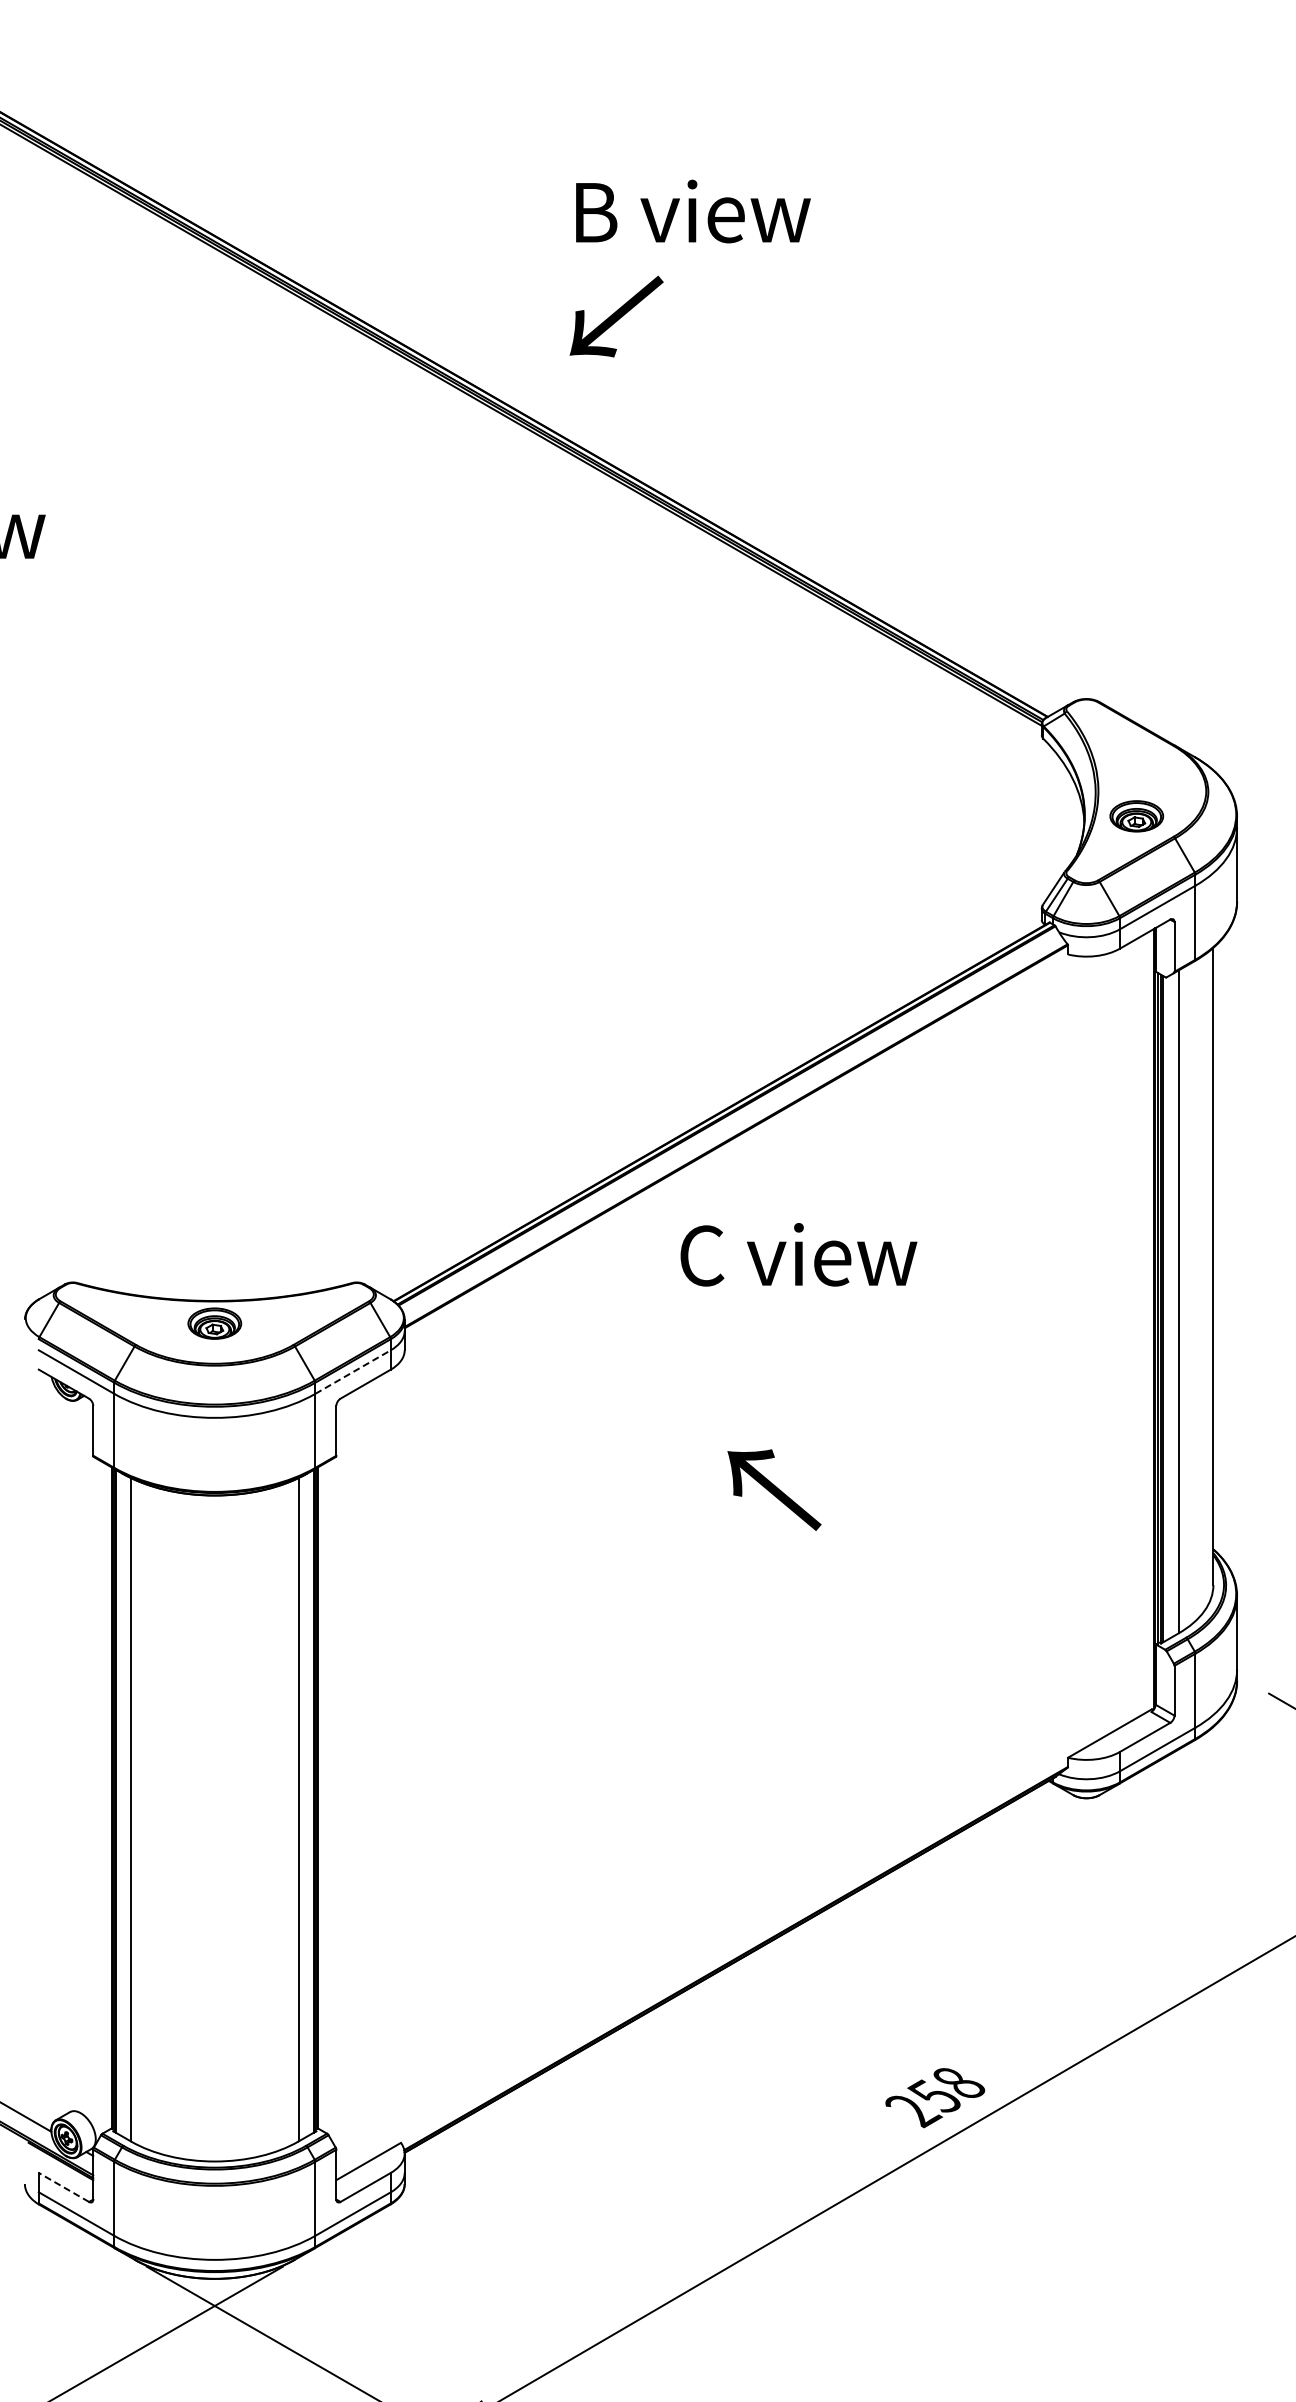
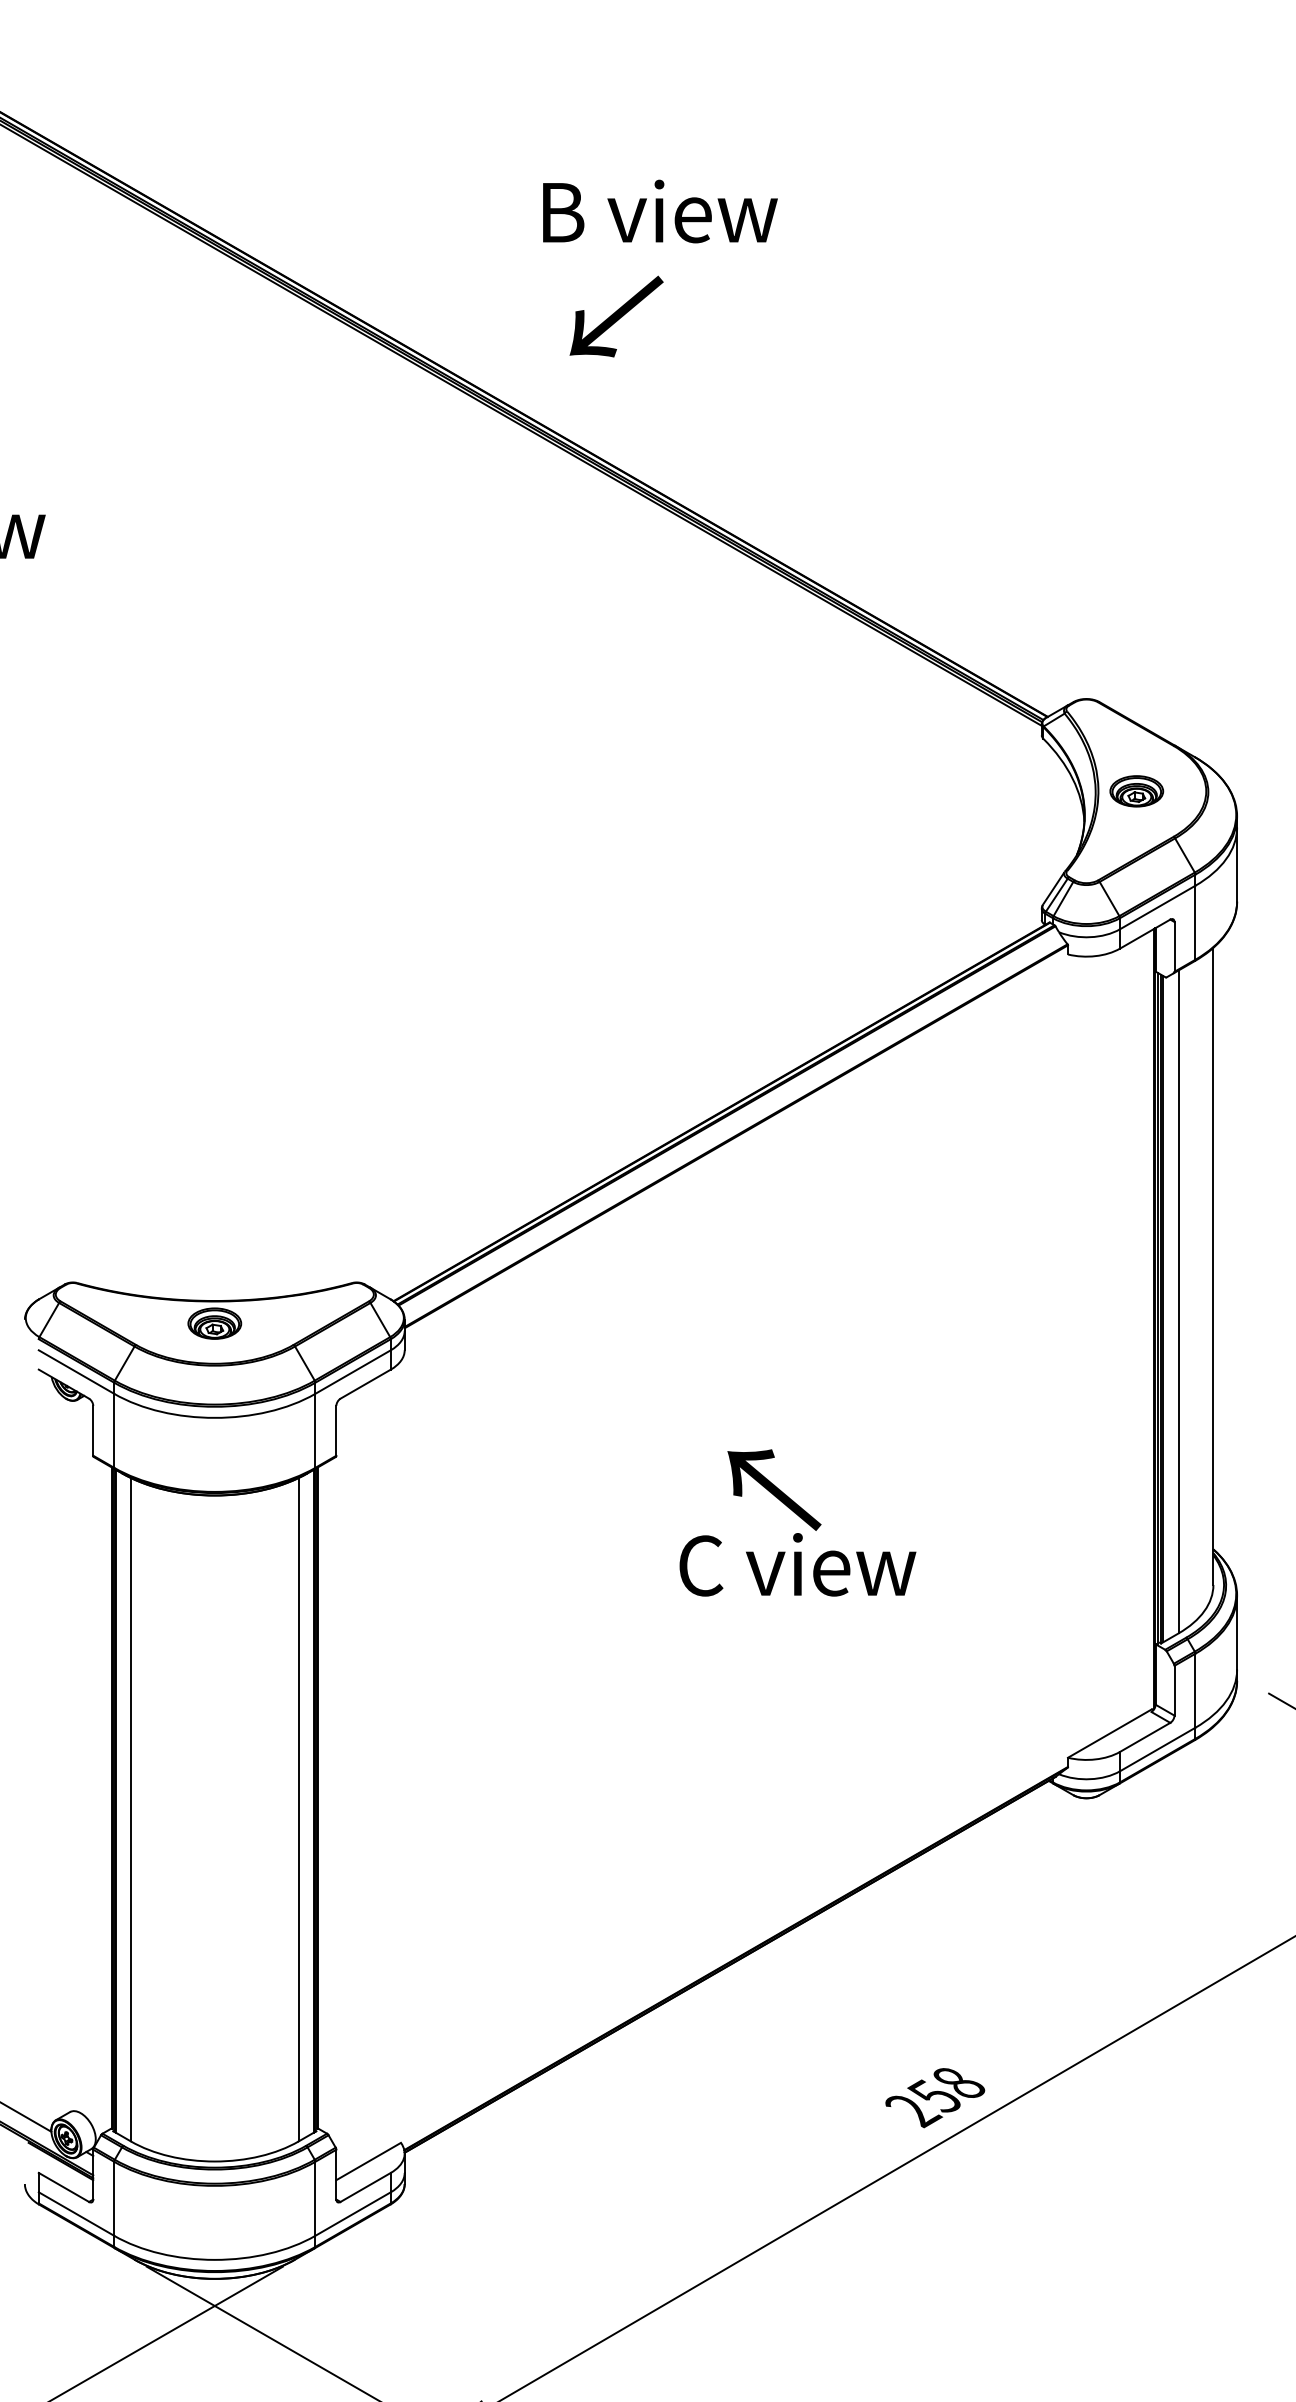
text position: (693, 211) -> (660, 211) (660, 211)
part position: (1136, 816) -> (1136, 791) (1136, 791)
text position: (798, 1254) -> (797, 1564) (797, 1564)
line: dashed -> solid (353, 1372)
line: dashed -> solid (63, 2187)
